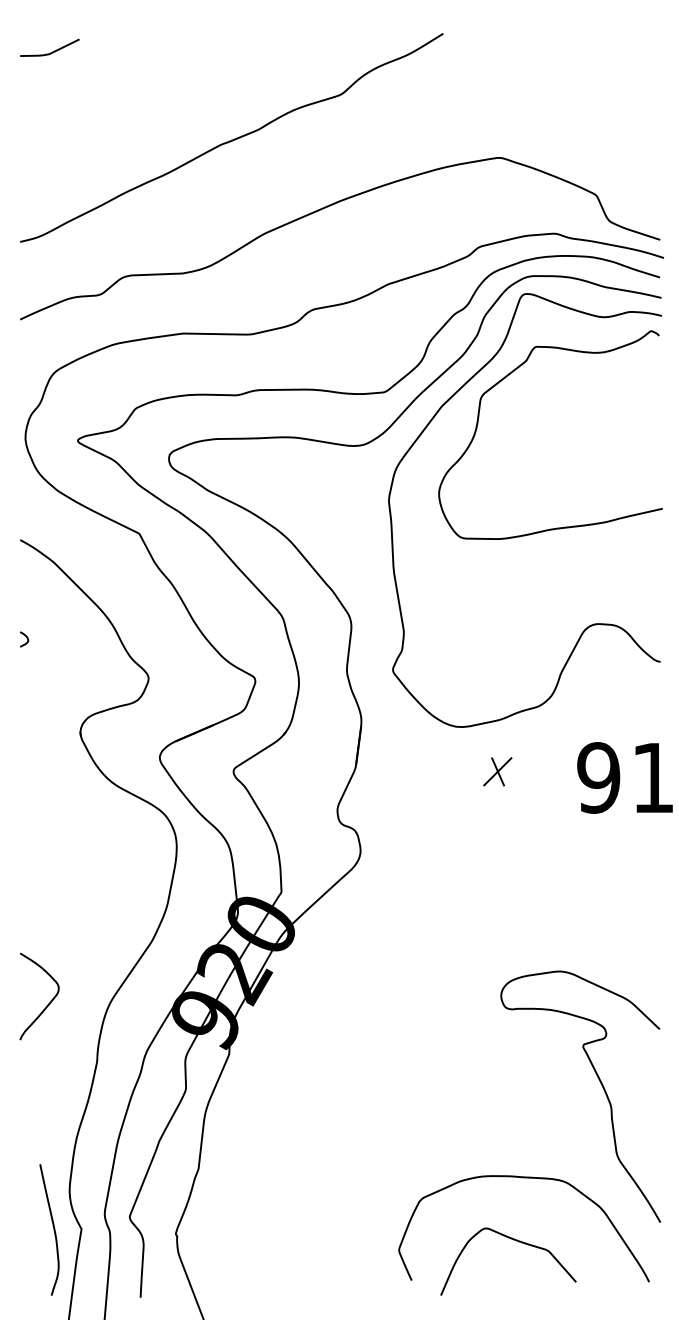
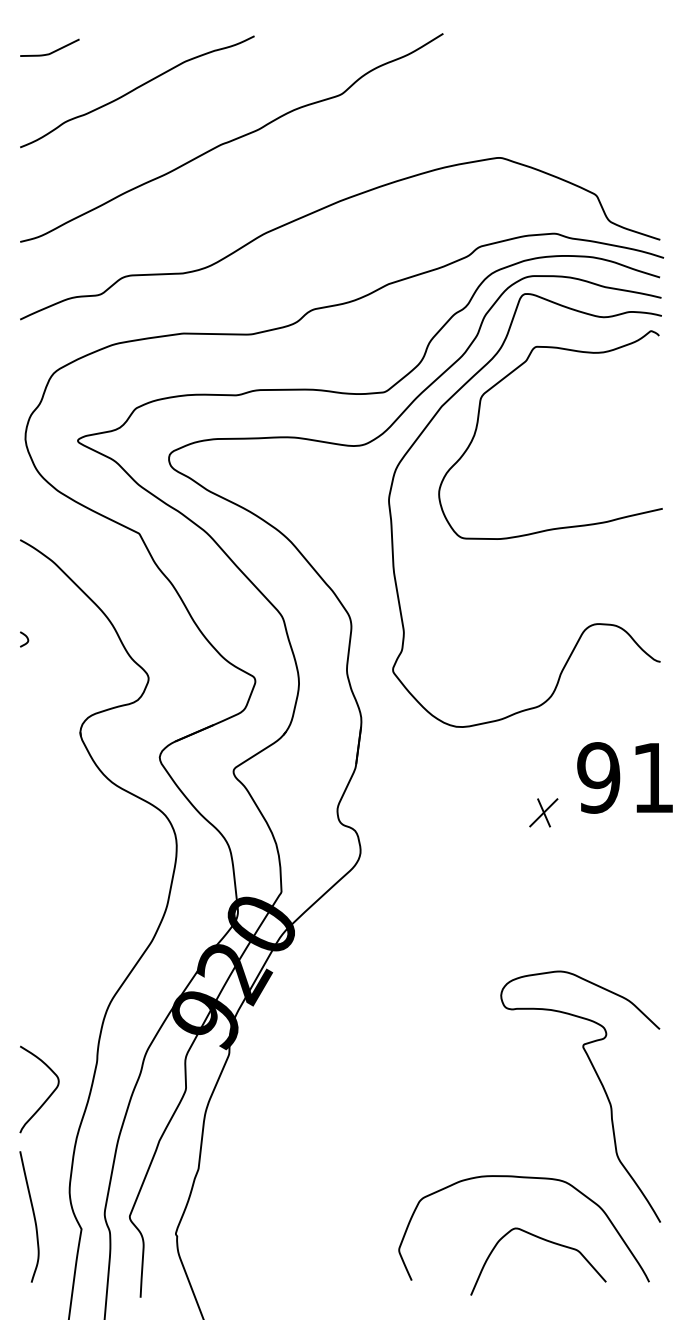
curve: none -> present (136, 89)
part position: (497, 771) -> (543, 812) (543, 812)
curve position: (47, 1004) -> (47, 1097) (47, 1097)
curve position: (53, 1229) -> (33, 1216) (33, 1216)
curve position: (518, 1242) -> (548, 1242) (548, 1242)
